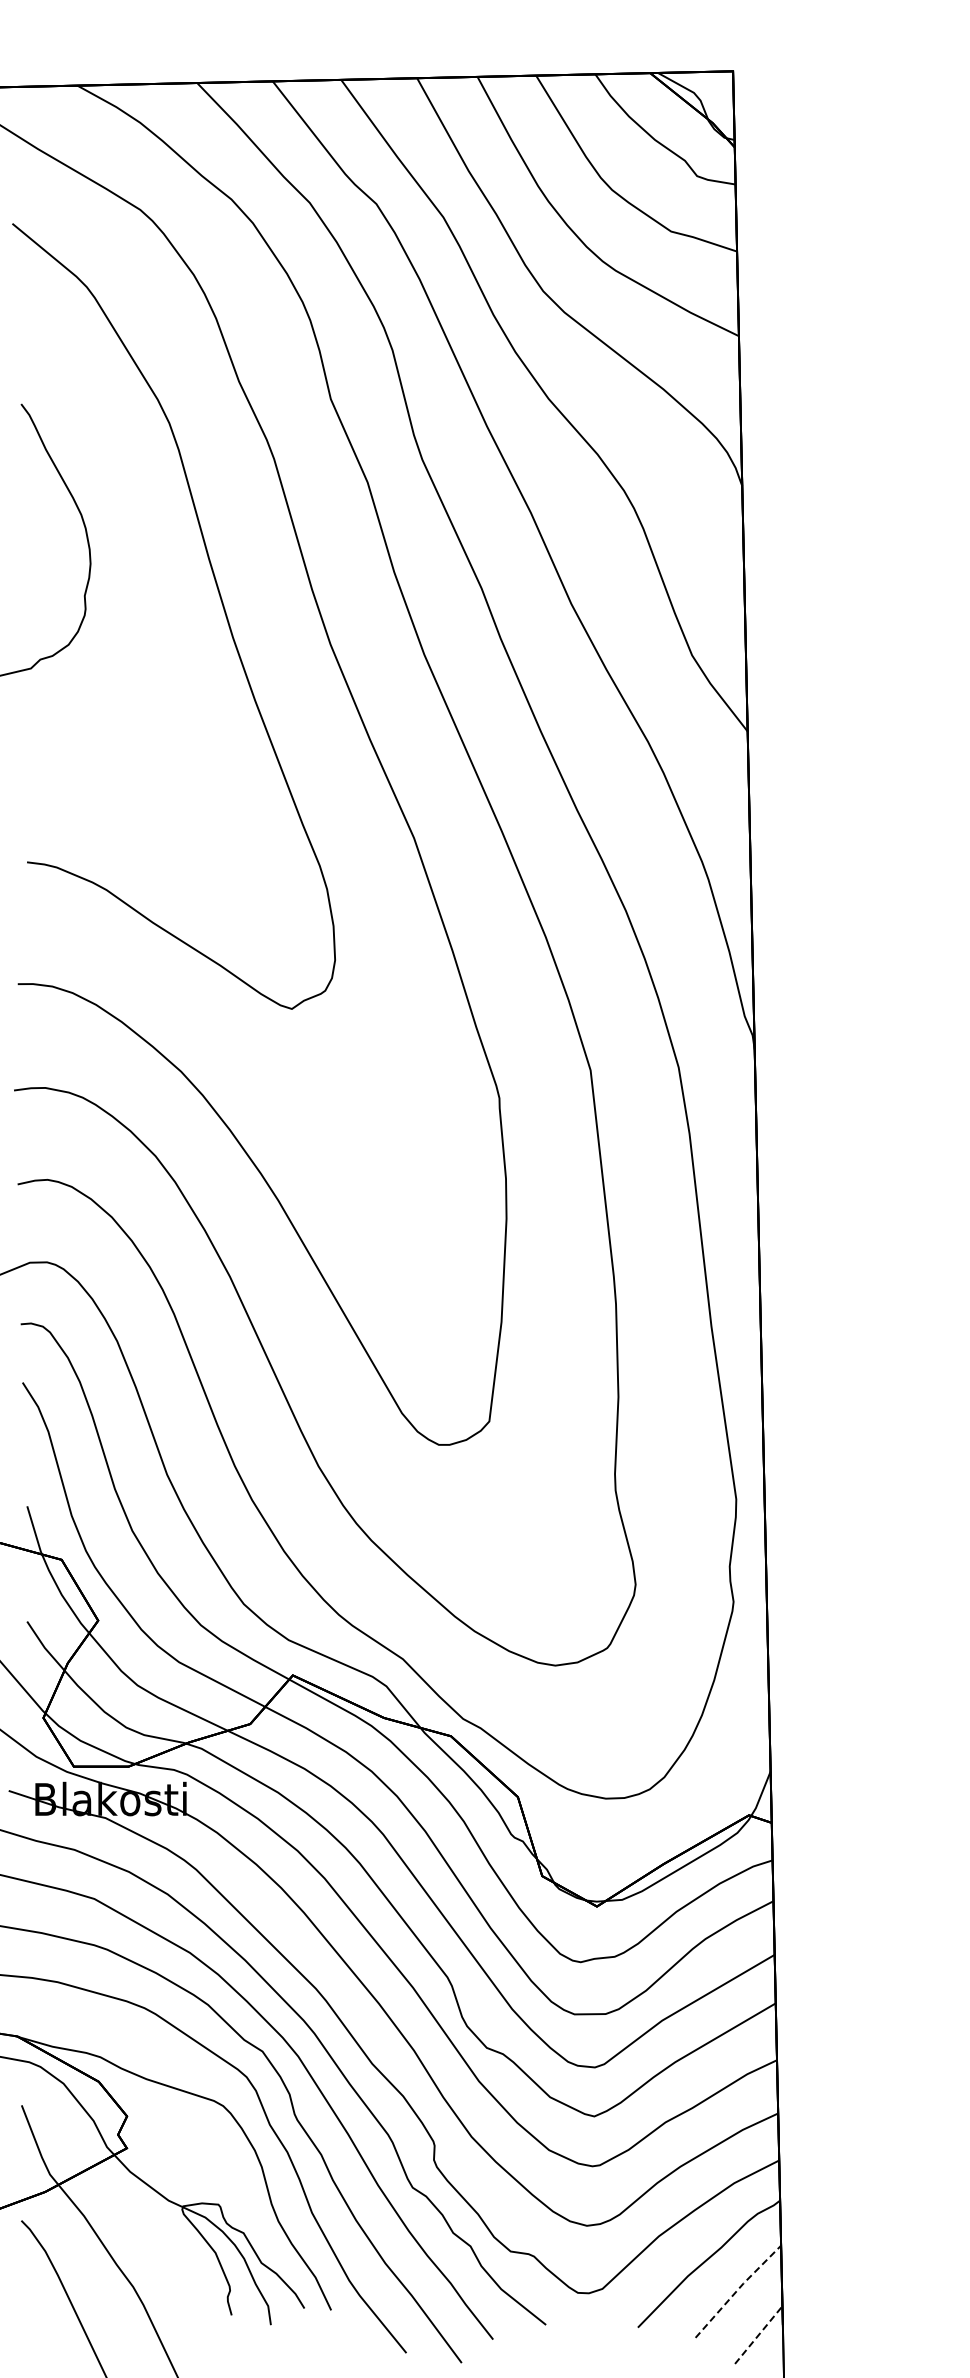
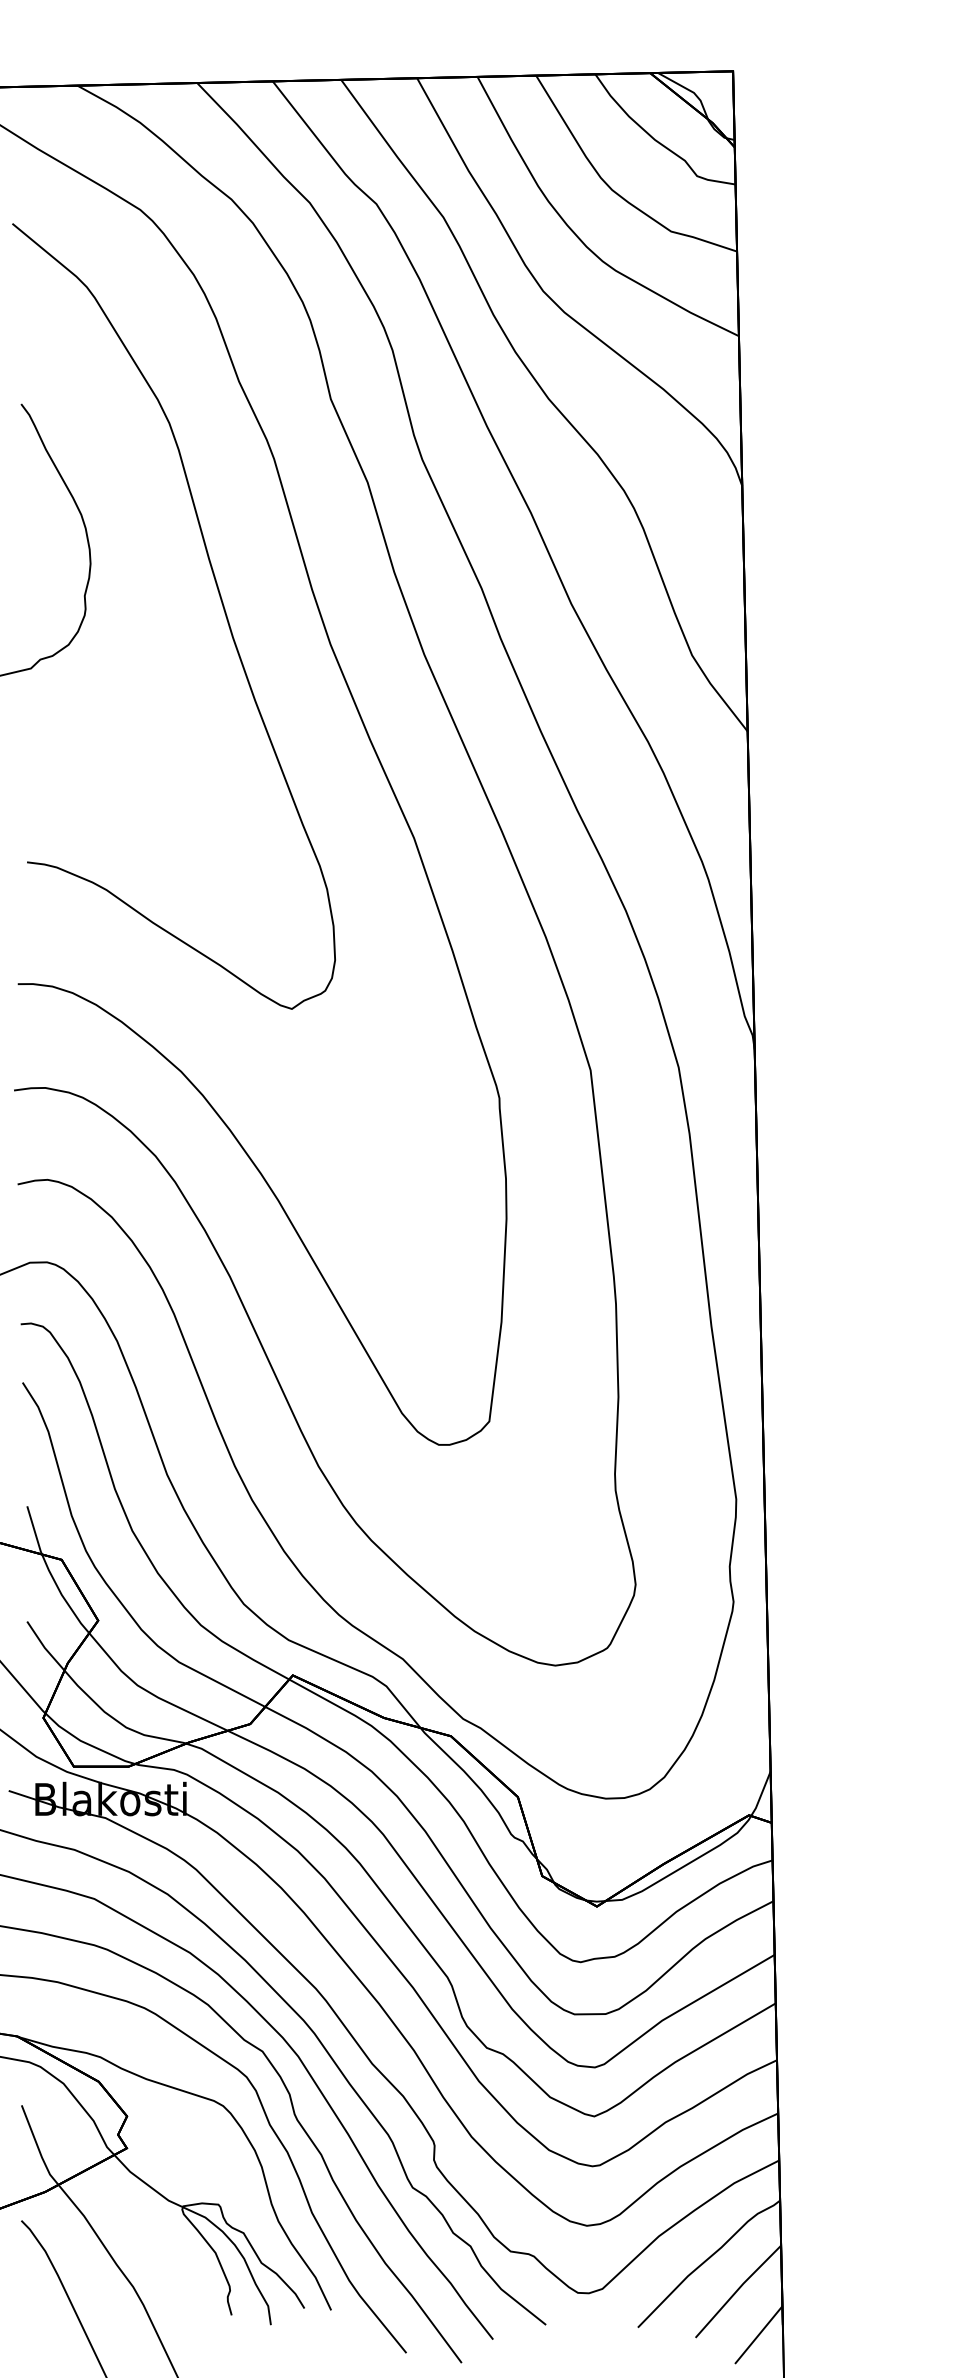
line: dashed -> solid (738, 2289)
line: dashed -> solid (759, 2334)
